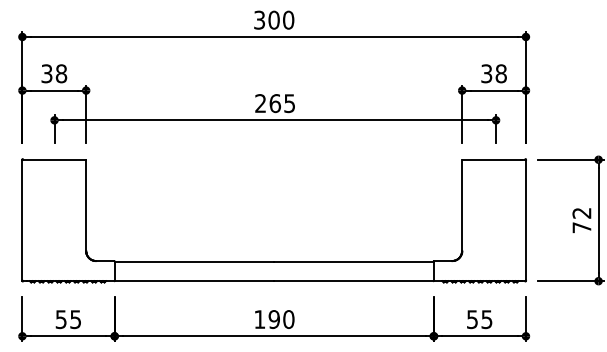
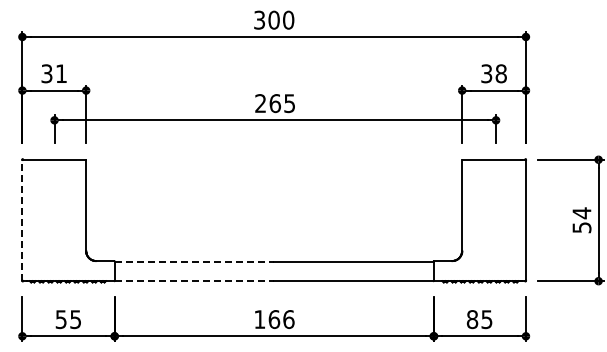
text: 38 -> 31 (61, 73)
line: solid -> dashed (22, 219)
text: 72 -> 54 (581, 220)
line: solid -> dashed (194, 261)
line: solid -> dashed (194, 281)
text: 190 -> 166 (281, 319)
text: 55 -> 85 (472, 319)
